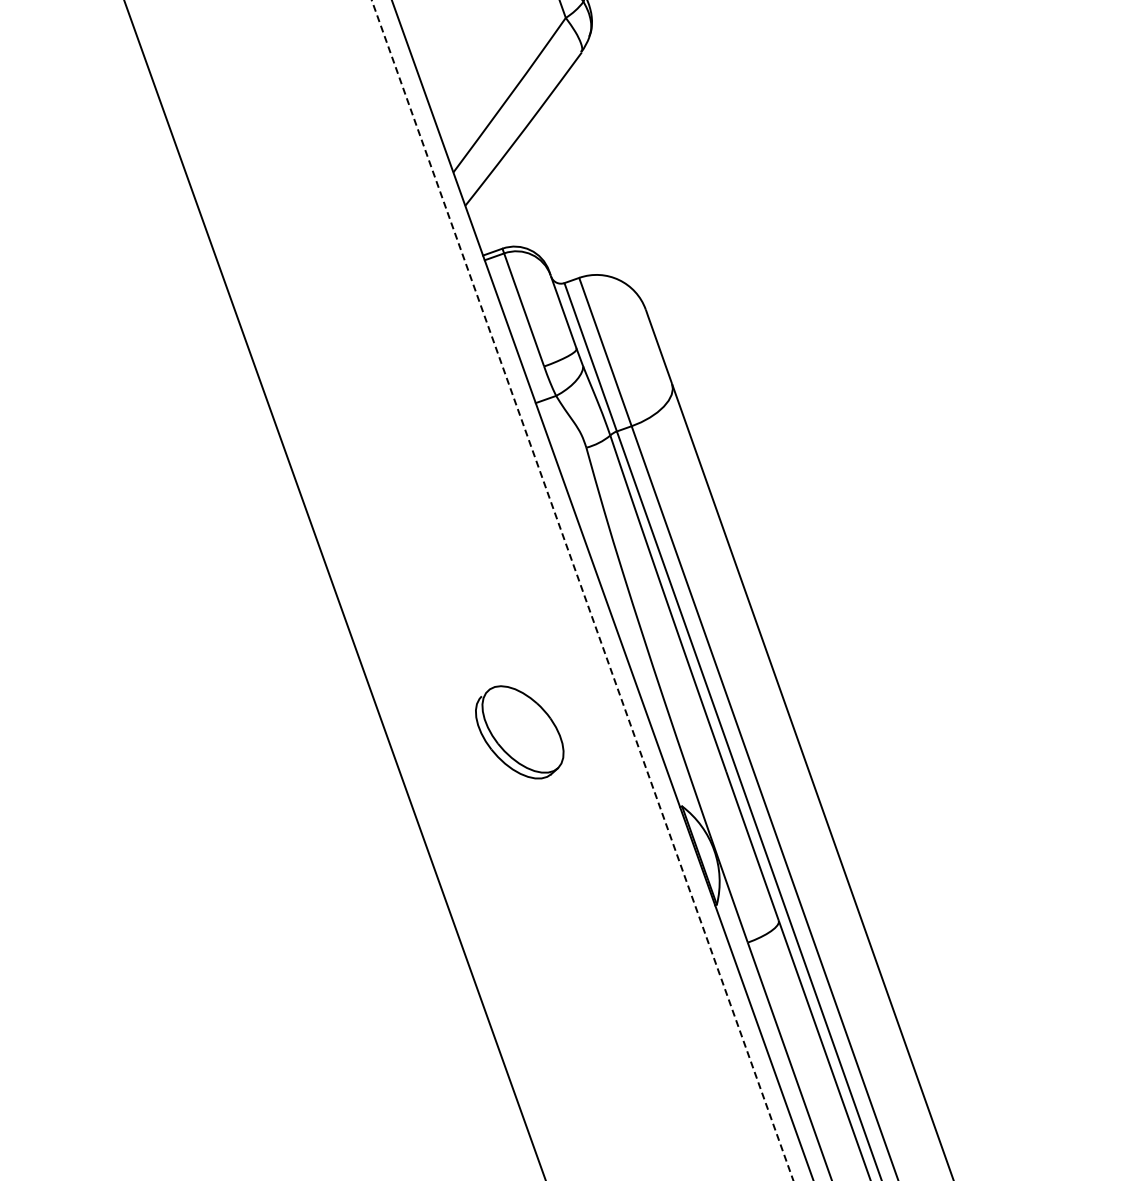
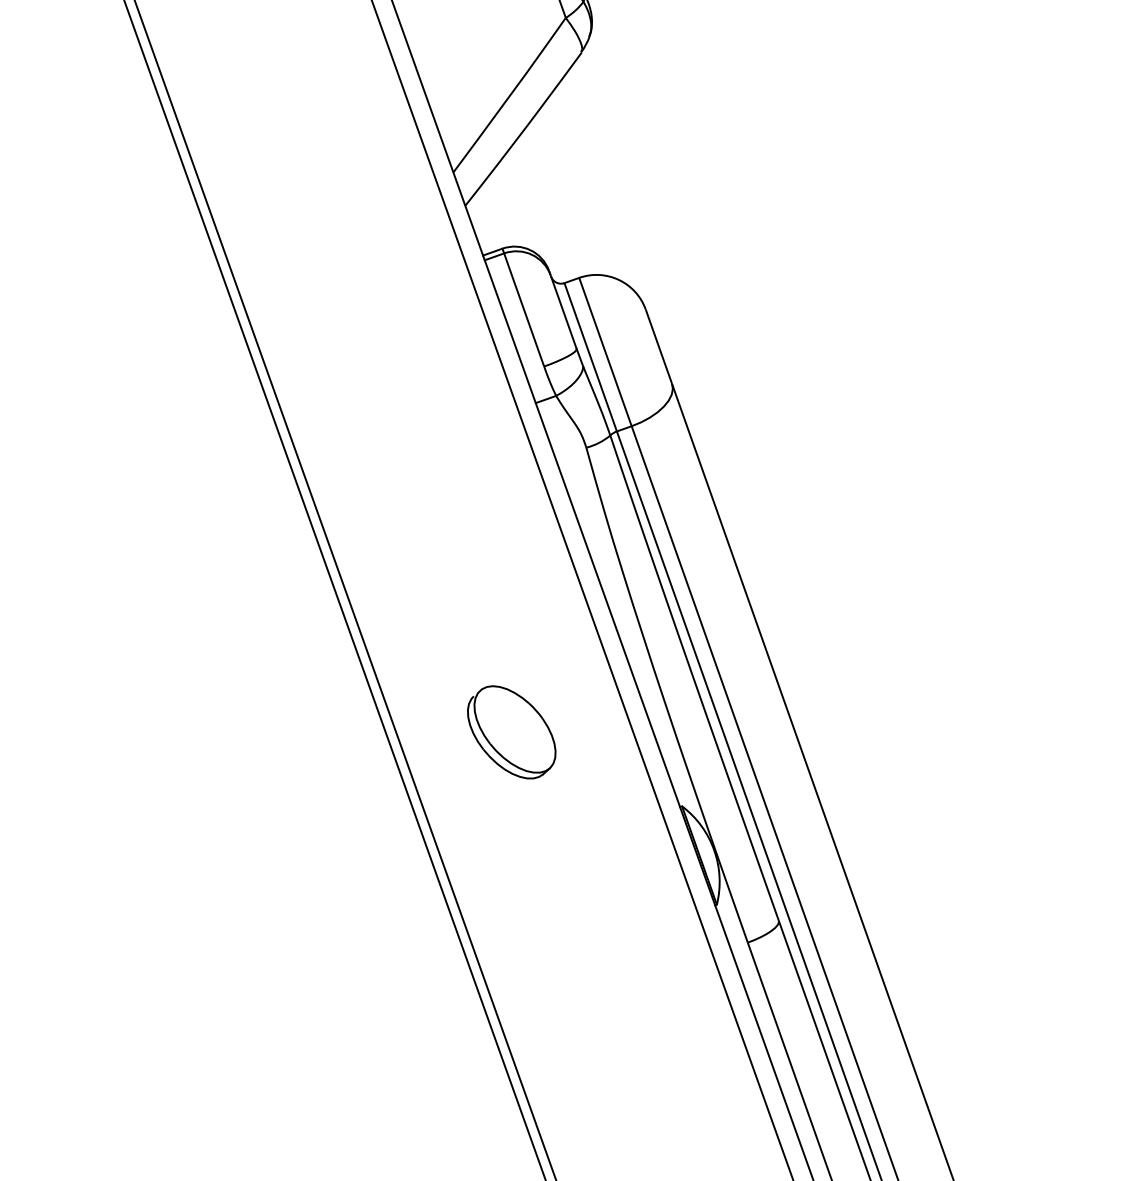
line: none -> present (345, 589)
line: dashed -> solid (582, 590)
part position: (519, 732) -> (511, 732) (511, 732)
